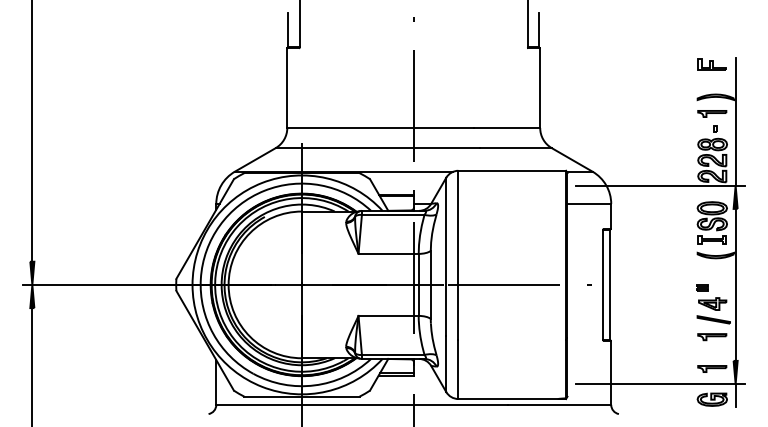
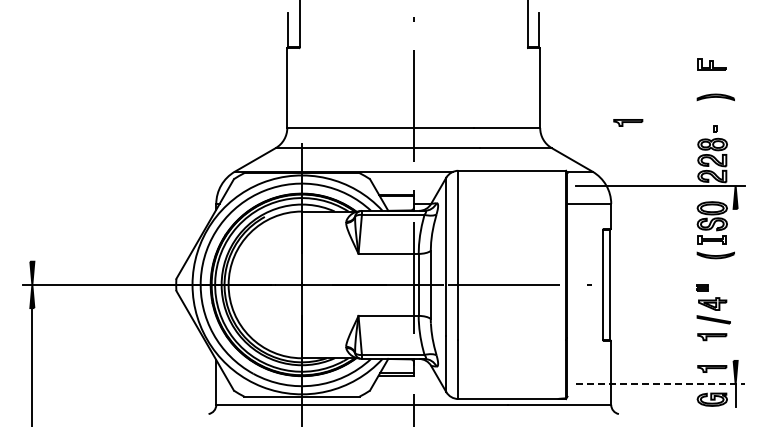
part position: (712, 113) -> (628, 122) (628, 122)
line: present -> none (735, 121)
line: present -> none (32, 131)
line: present -> none (735, 284)
line: solid -> dashed (661, 384)
